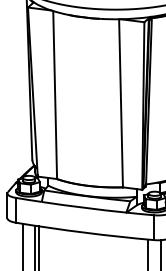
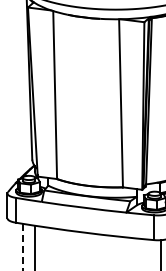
line: present -> none (39, 246)
line: solid -> dashed (22, 247)
line: present -> none (148, 253)
